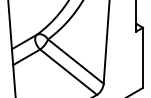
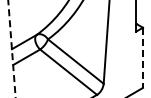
line: solid -> dashed (11, 48)
line: solid -> dashed (142, 58)
